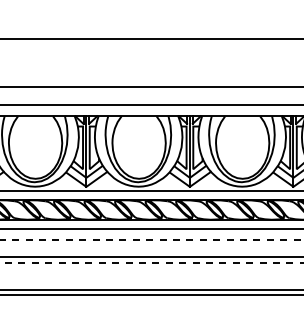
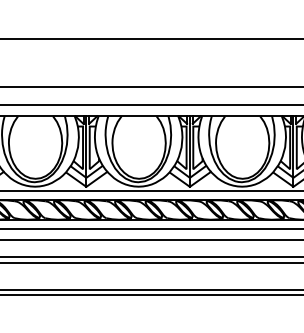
line: dashed -> solid (152, 239)
line: dashed -> solid (152, 262)
